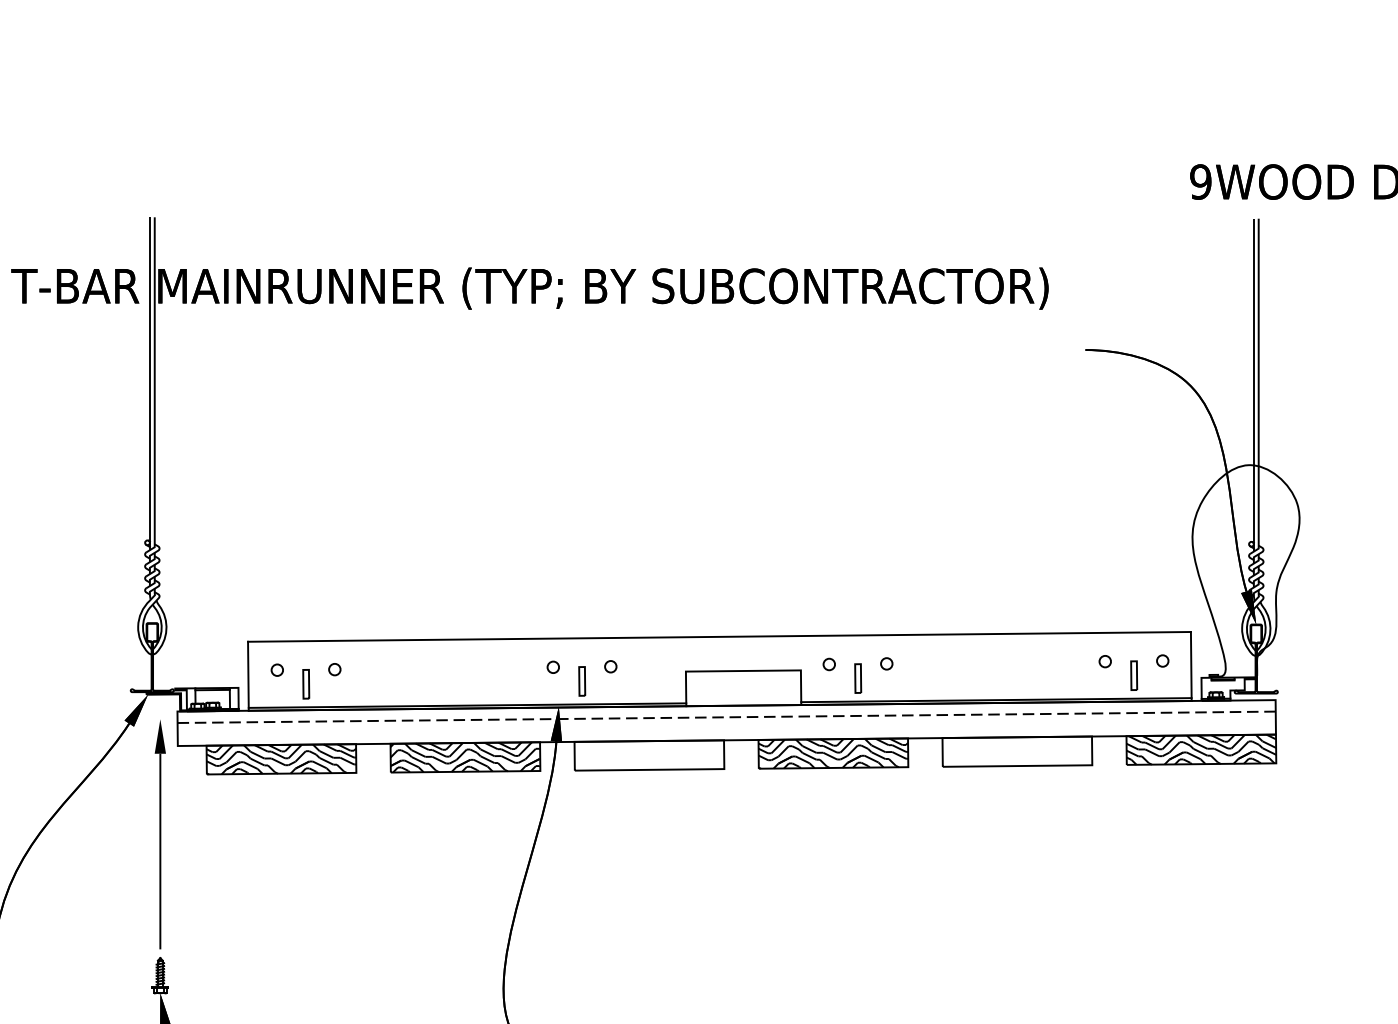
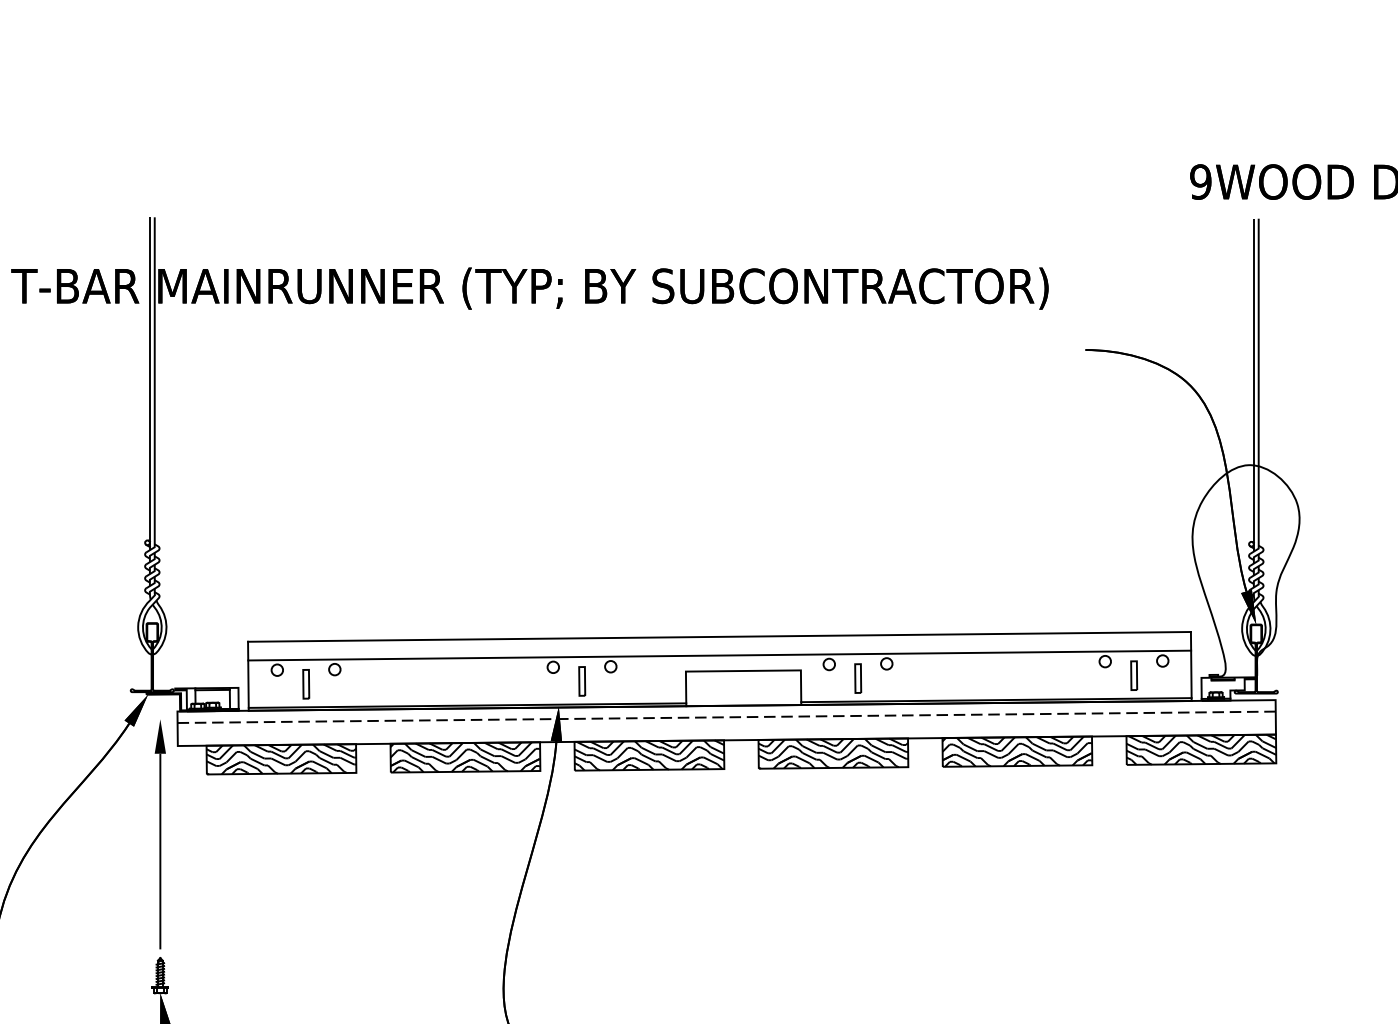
line: none -> present (719, 655)
hatch: none -> present (1017, 751)
hatch: none -> present (649, 755)
